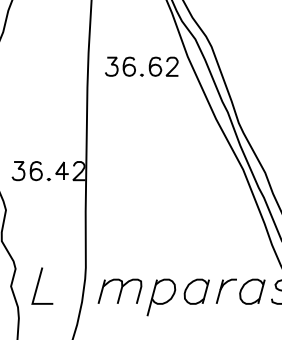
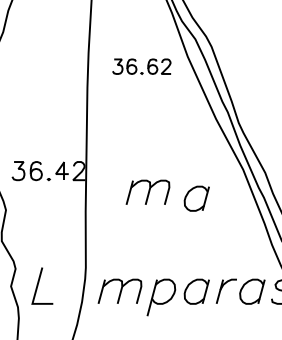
part size: 74x21 px -> 60x17 px (141, 66)
part: none -> present (147, 191)
part: none -> present (196, 198)
